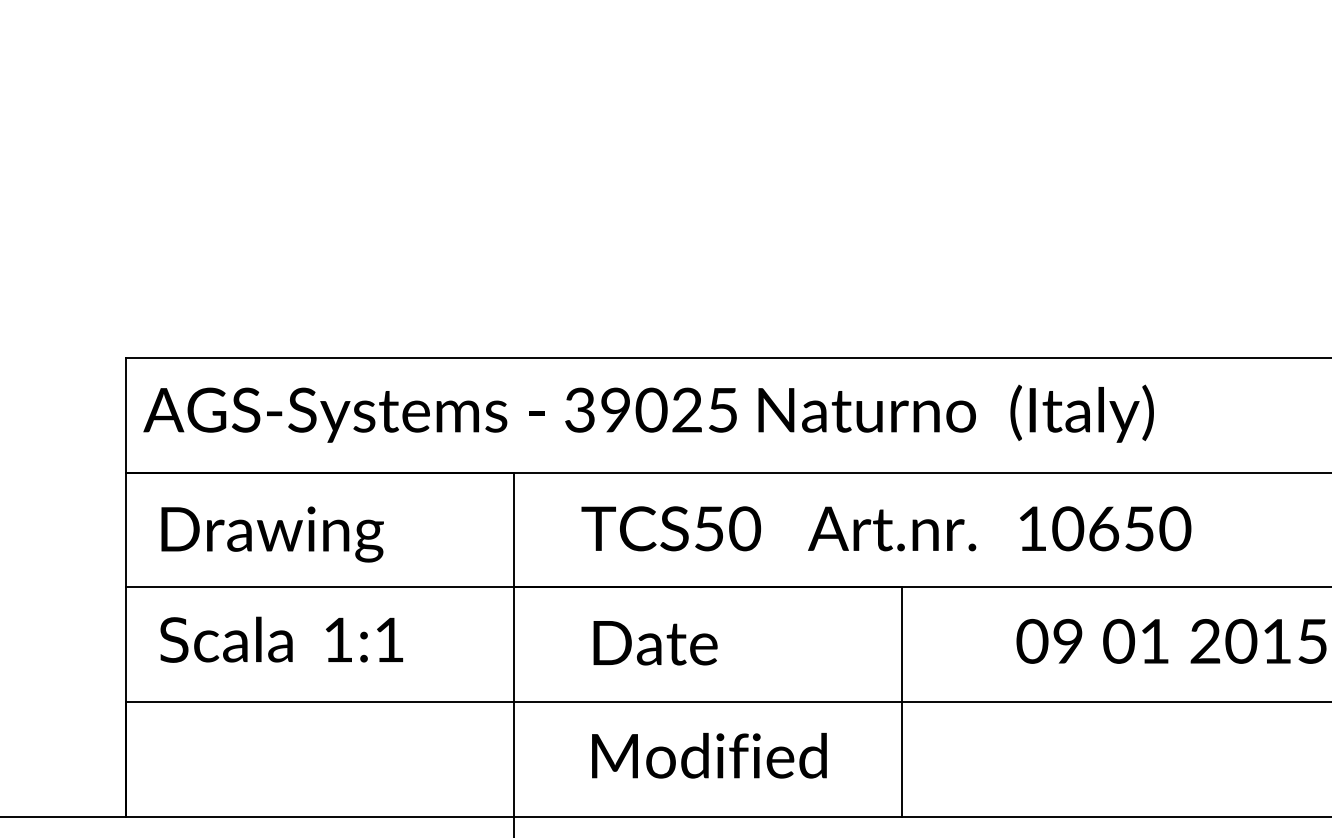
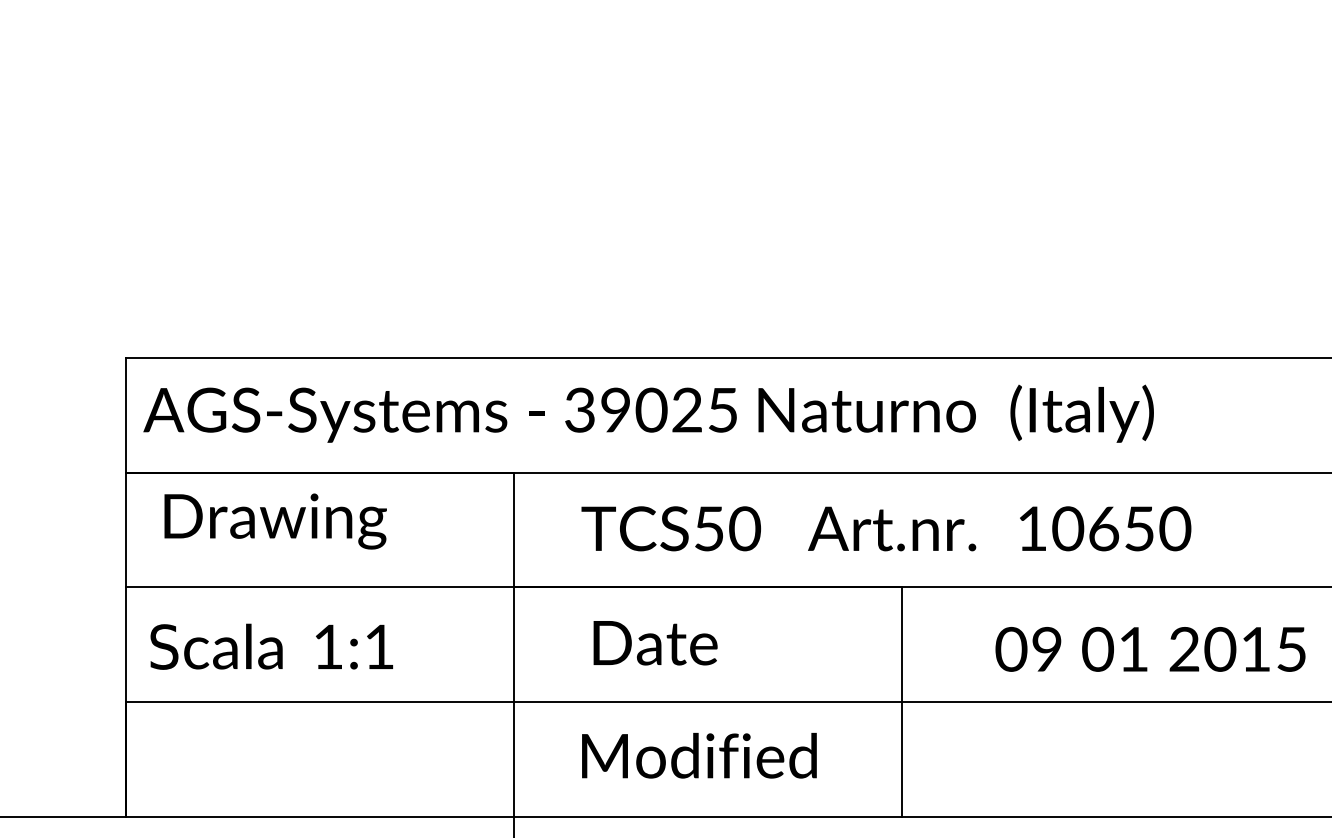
text position: (272, 534) -> (275, 521) (275, 521)
text position: (281, 639) -> (271, 646) (271, 646)
text position: (1171, 641) -> (1150, 649) (1150, 649)
text position: (709, 755) -> (699, 755) (699, 755)
